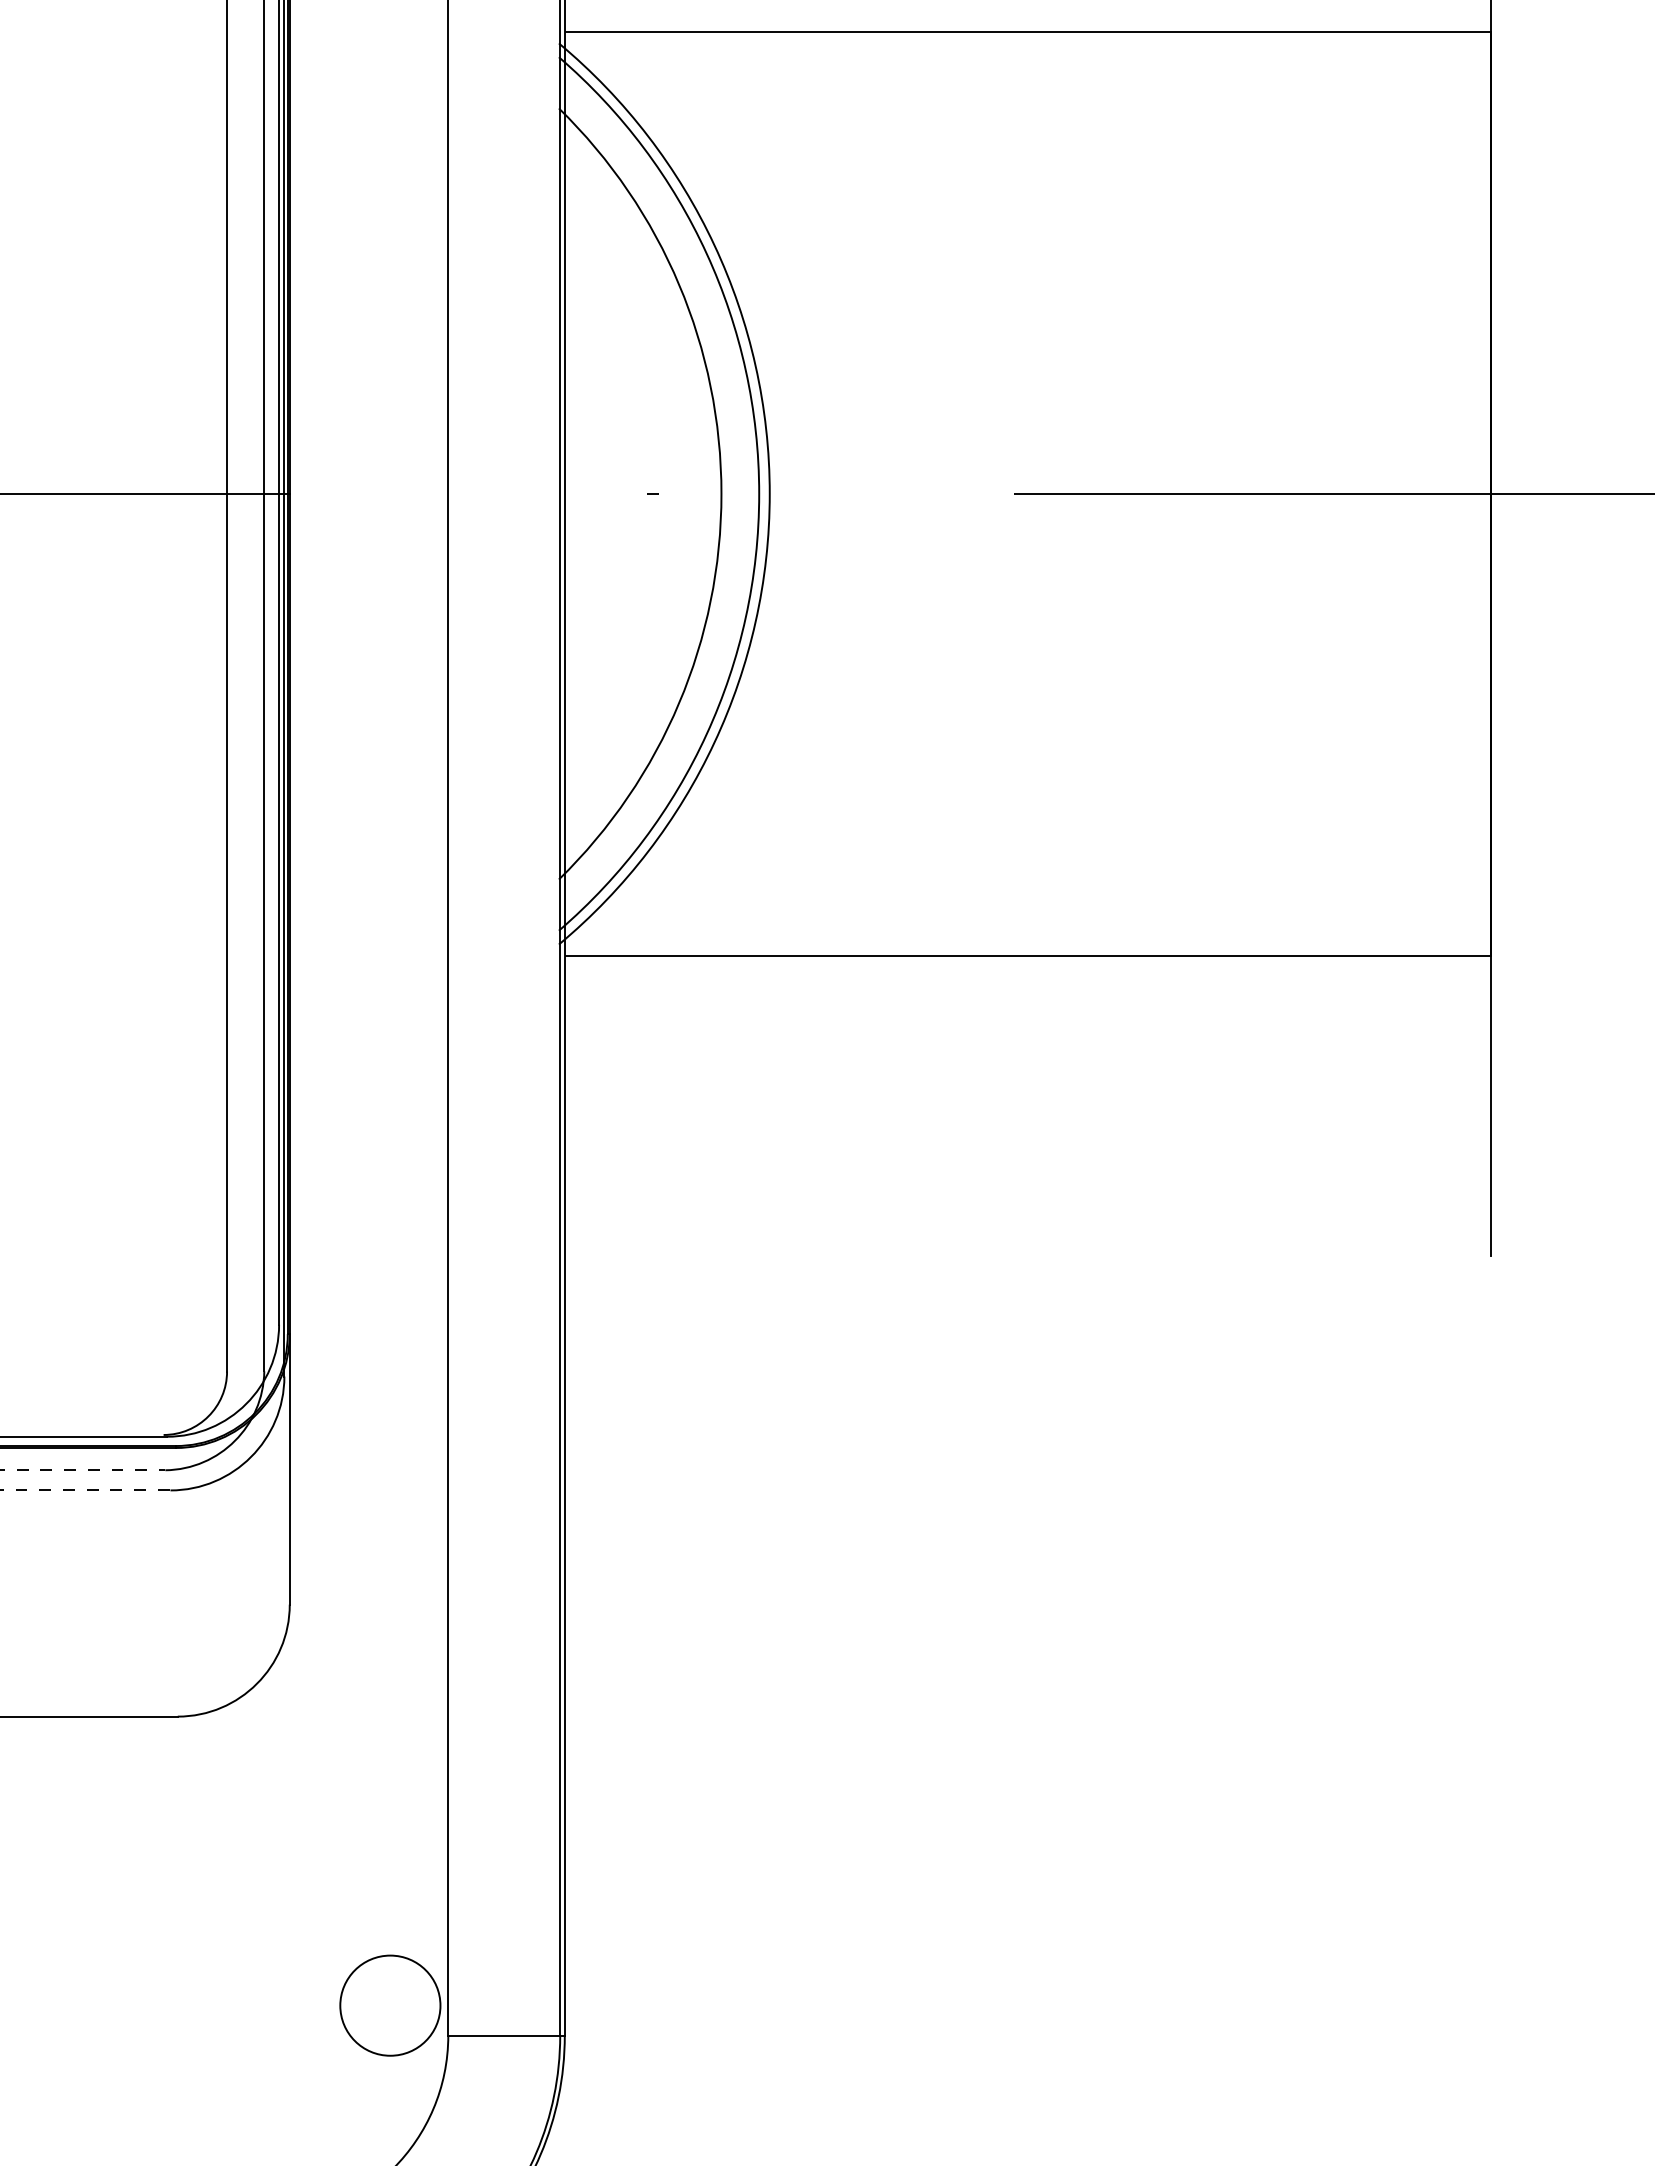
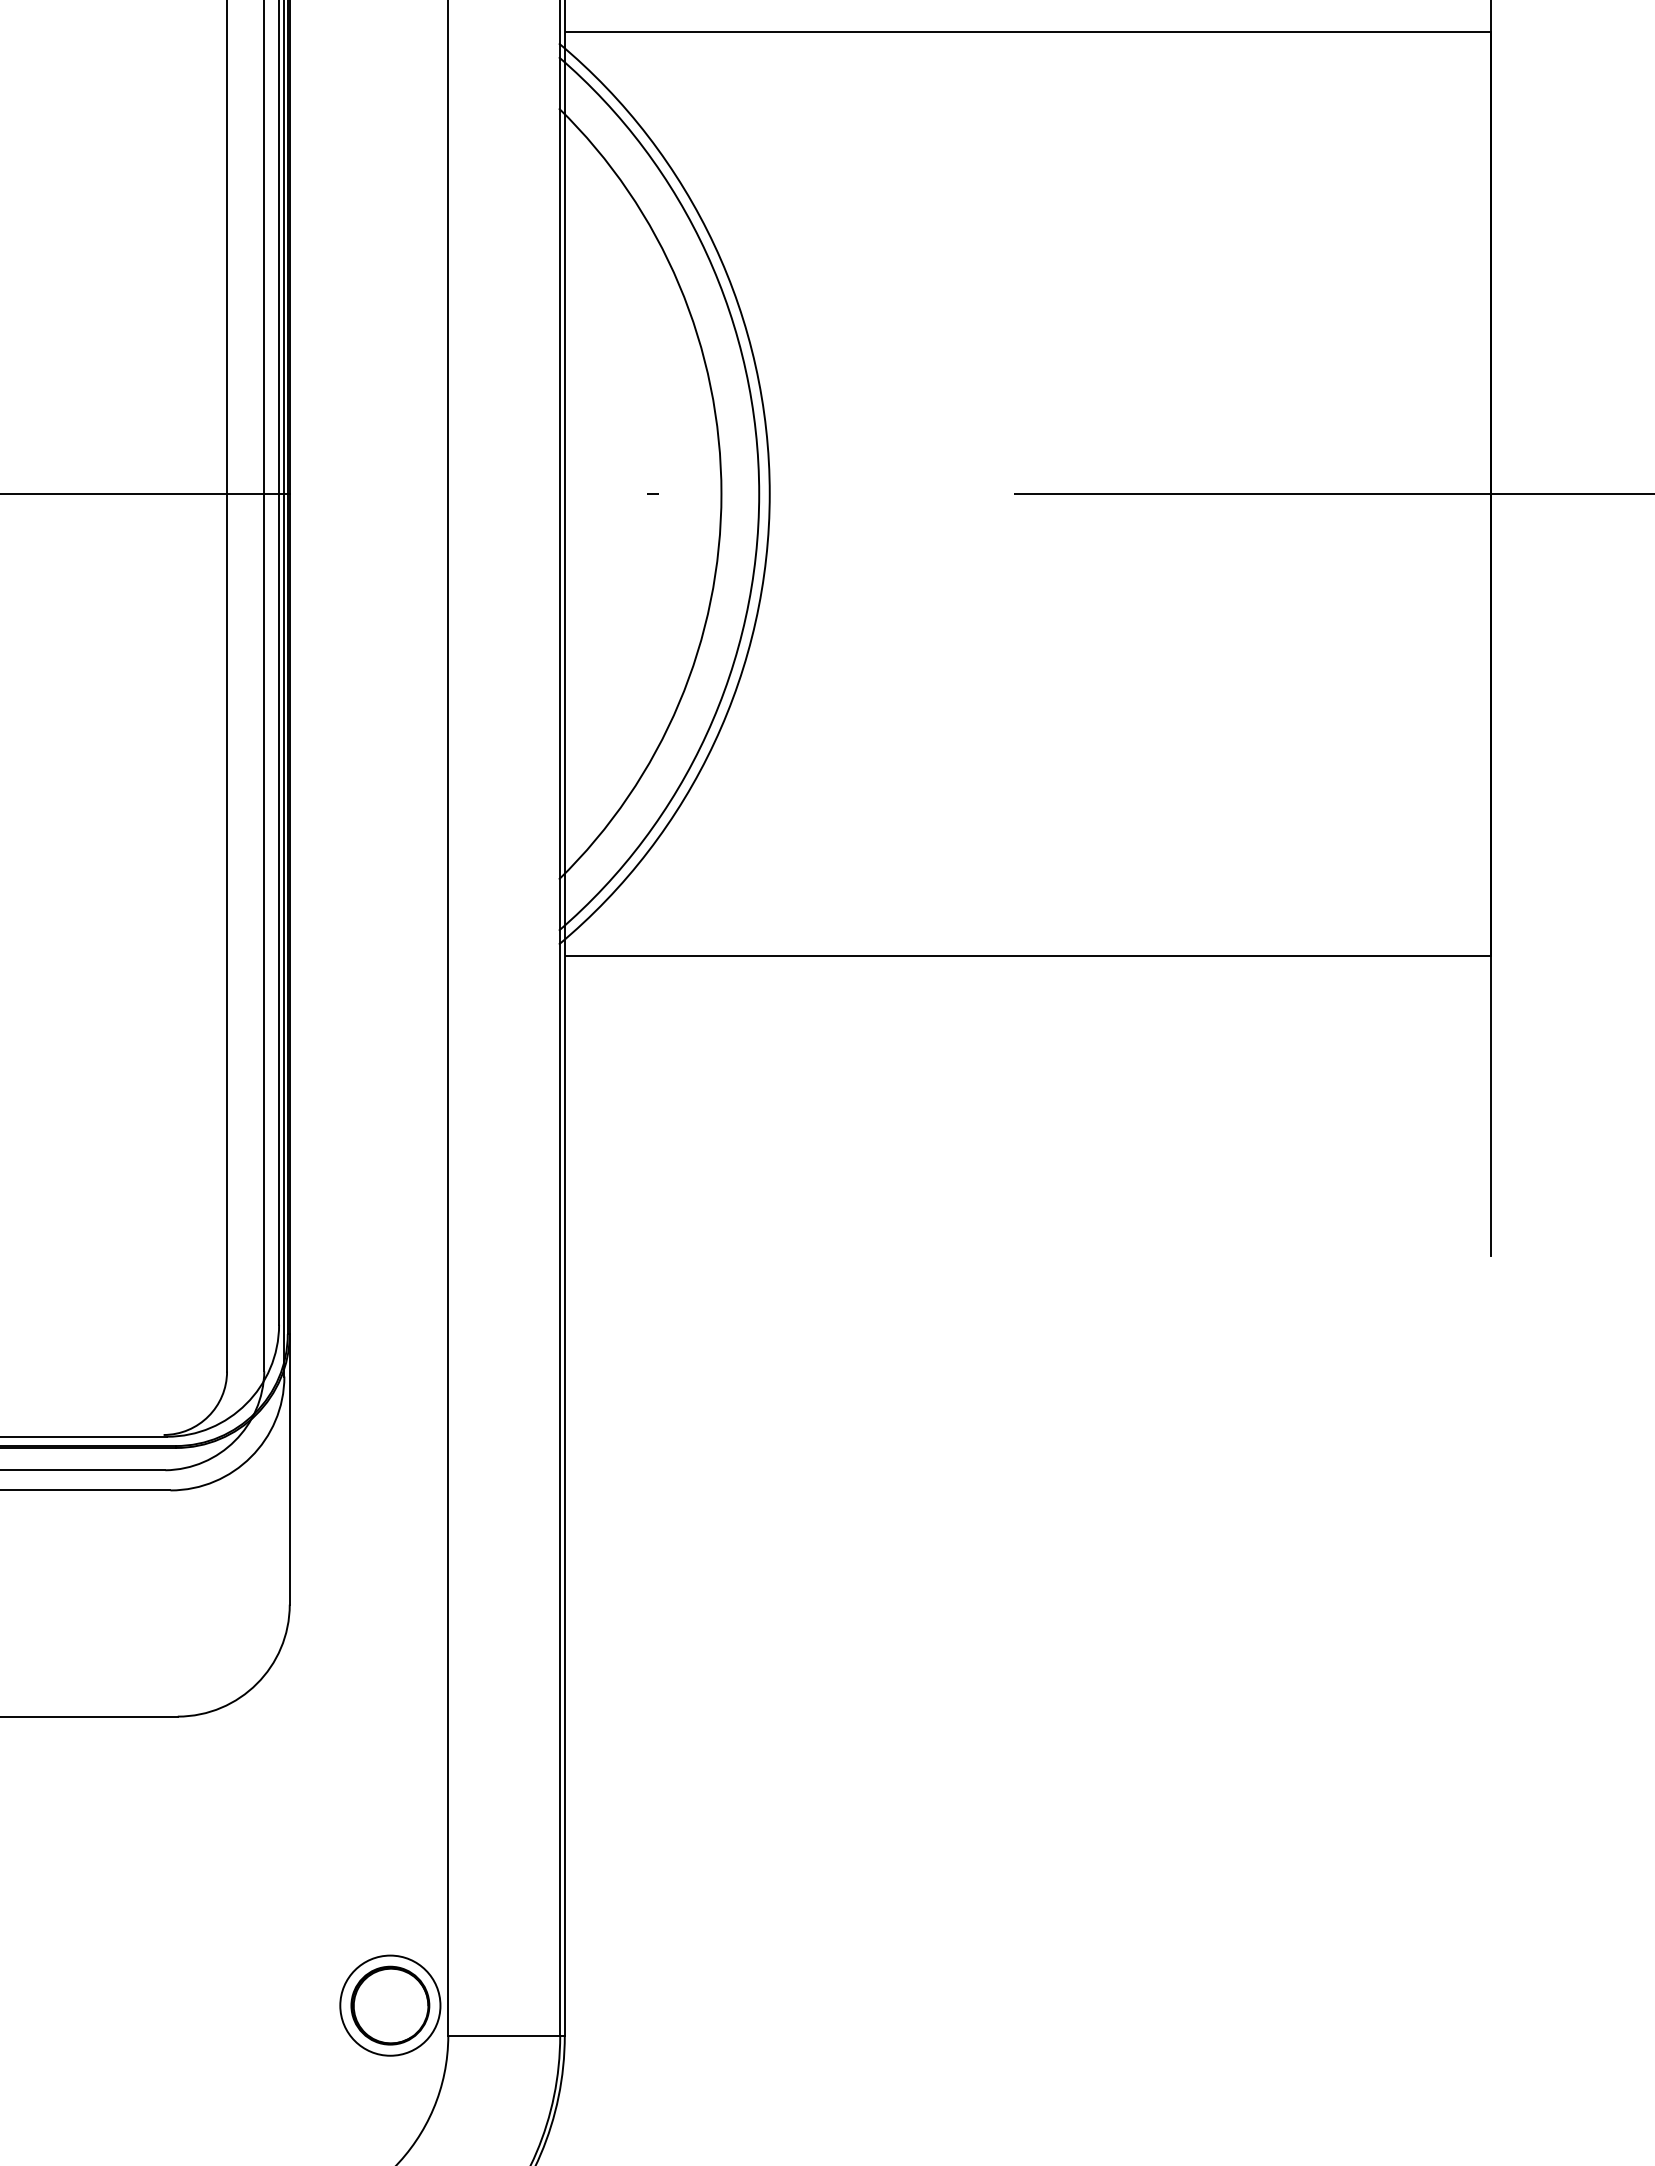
line: dashed -> solid (83, 1470)
line: dashed -> solid (85, 1490)
part: none -> present (390, 2005)
